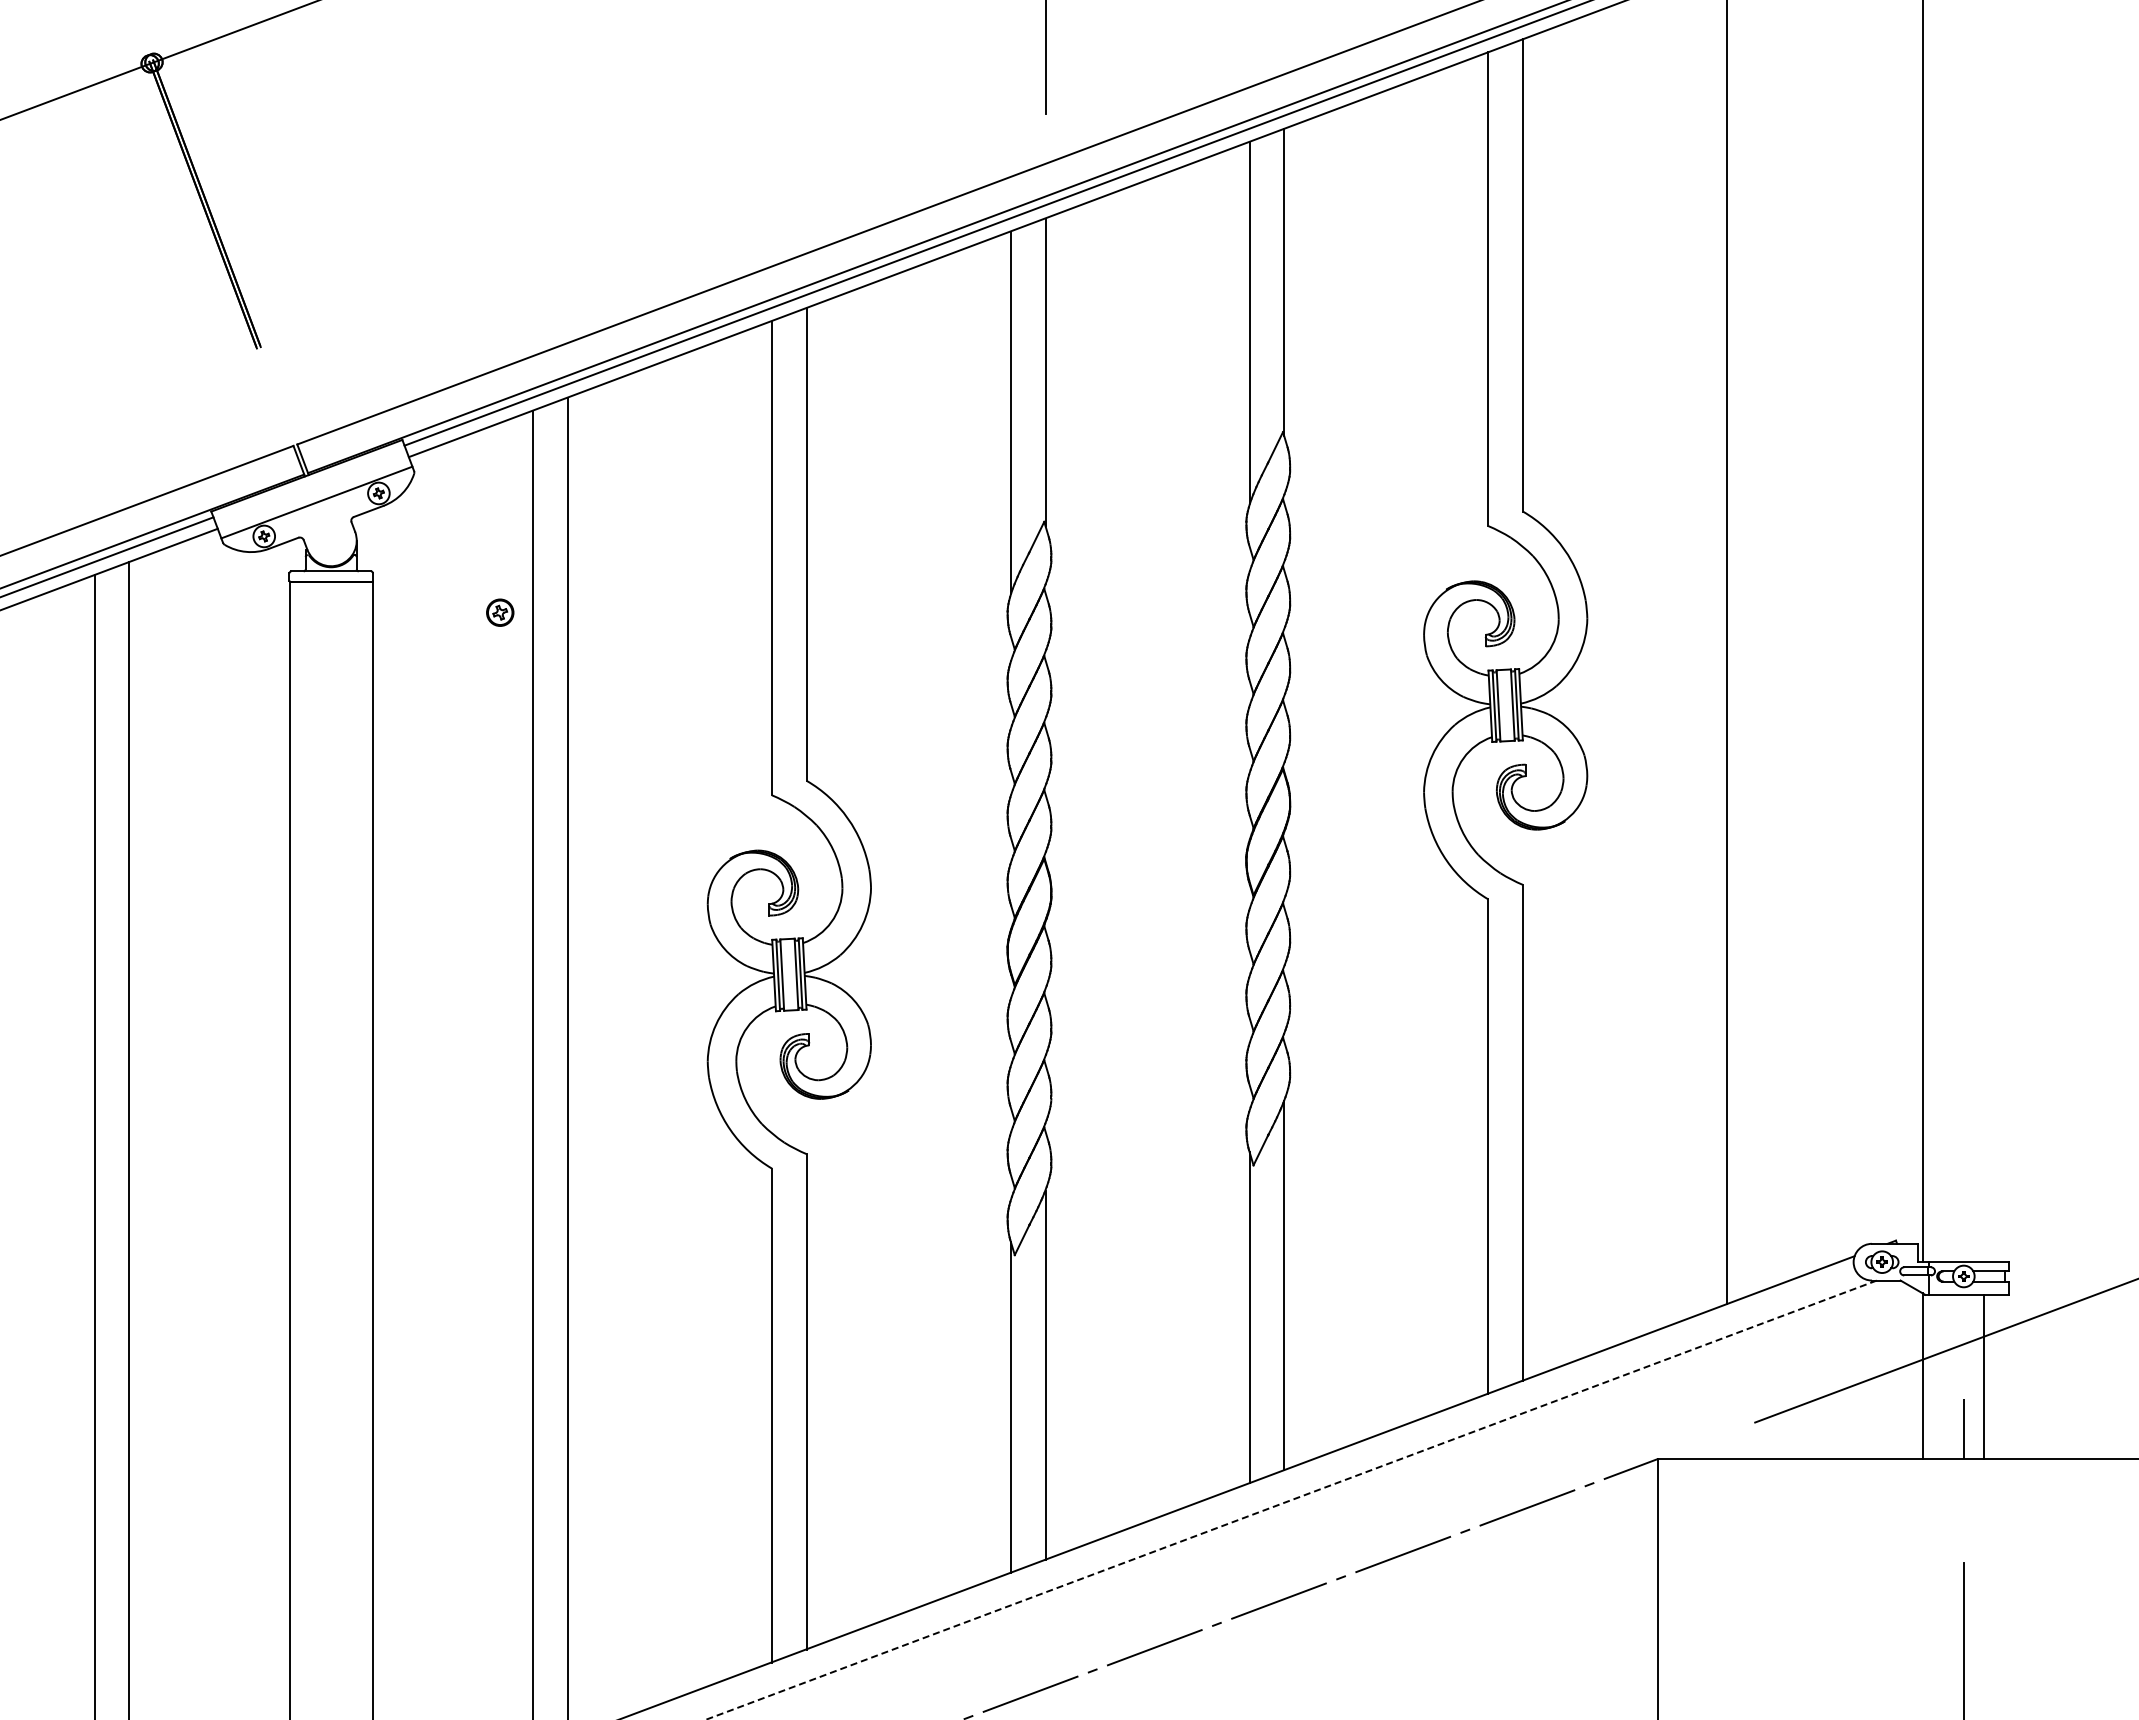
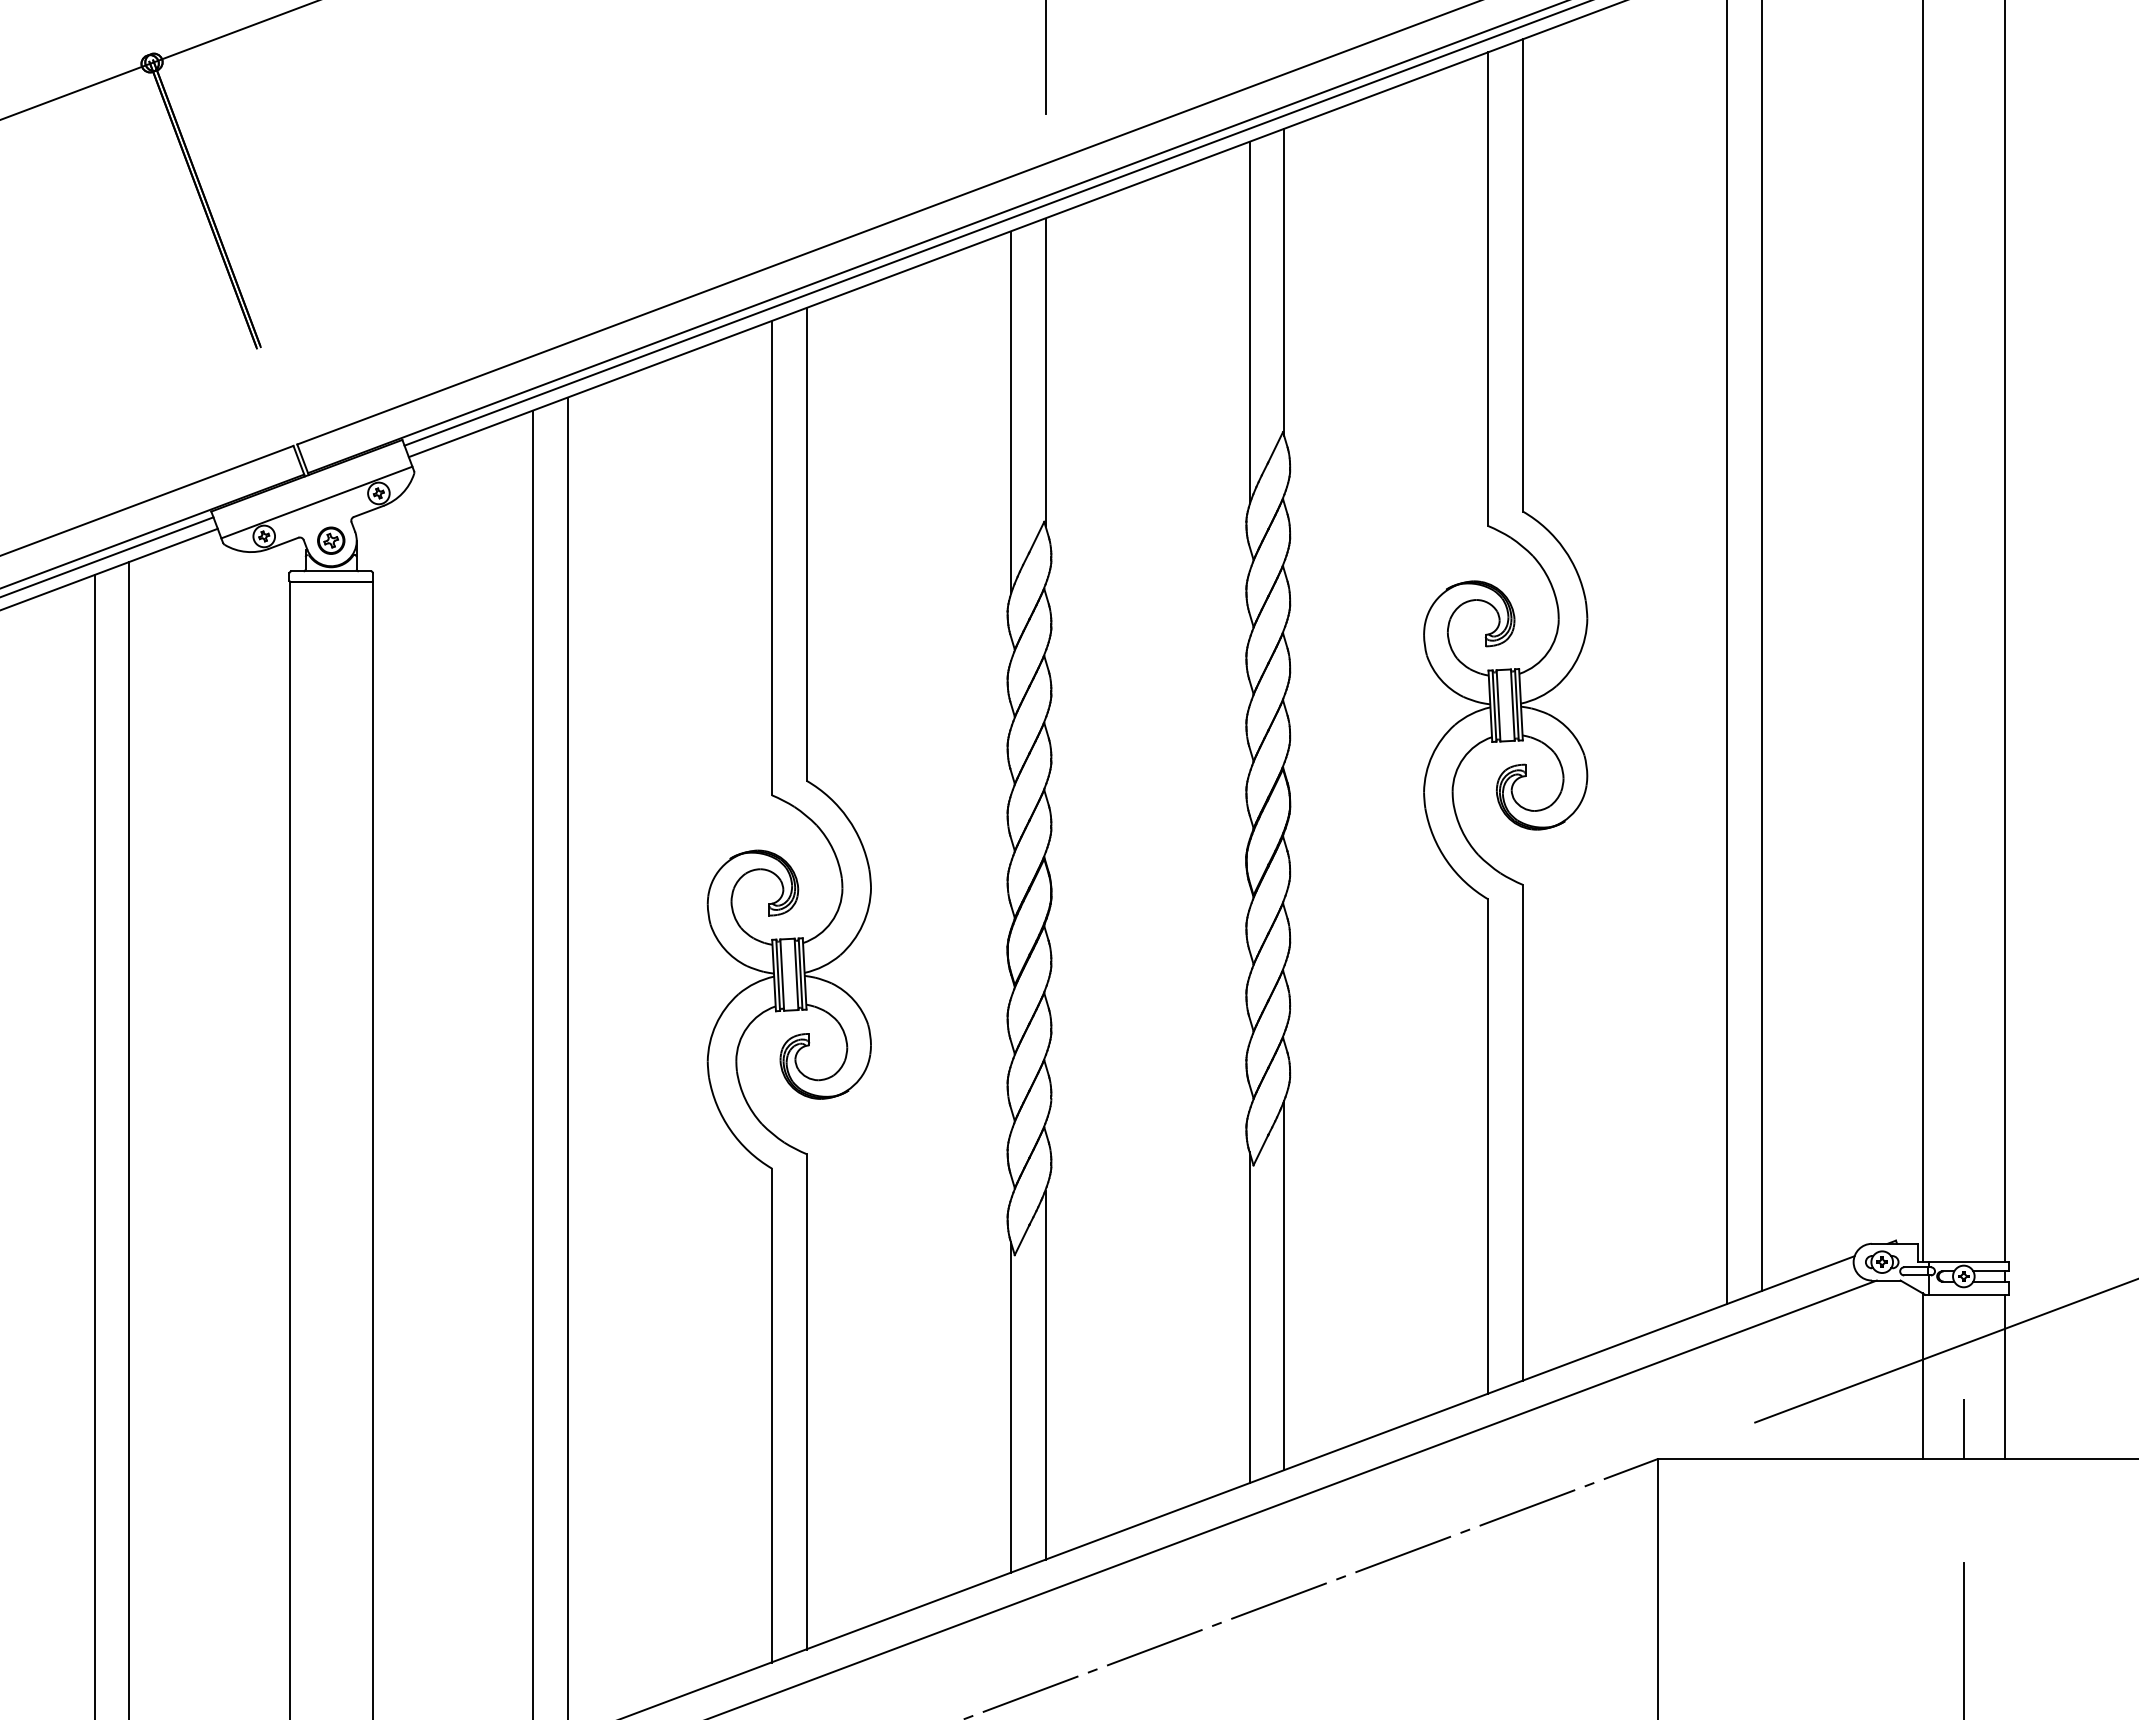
part position: (500, 612) -> (331, 540) (331, 540)
line: none -> present (2005, 632)
line: none -> present (1761, 646)
line position: (1984, 1376) -> (2005, 1376) (2005, 1376)
line: dashed -> solid (1291, 1500)
